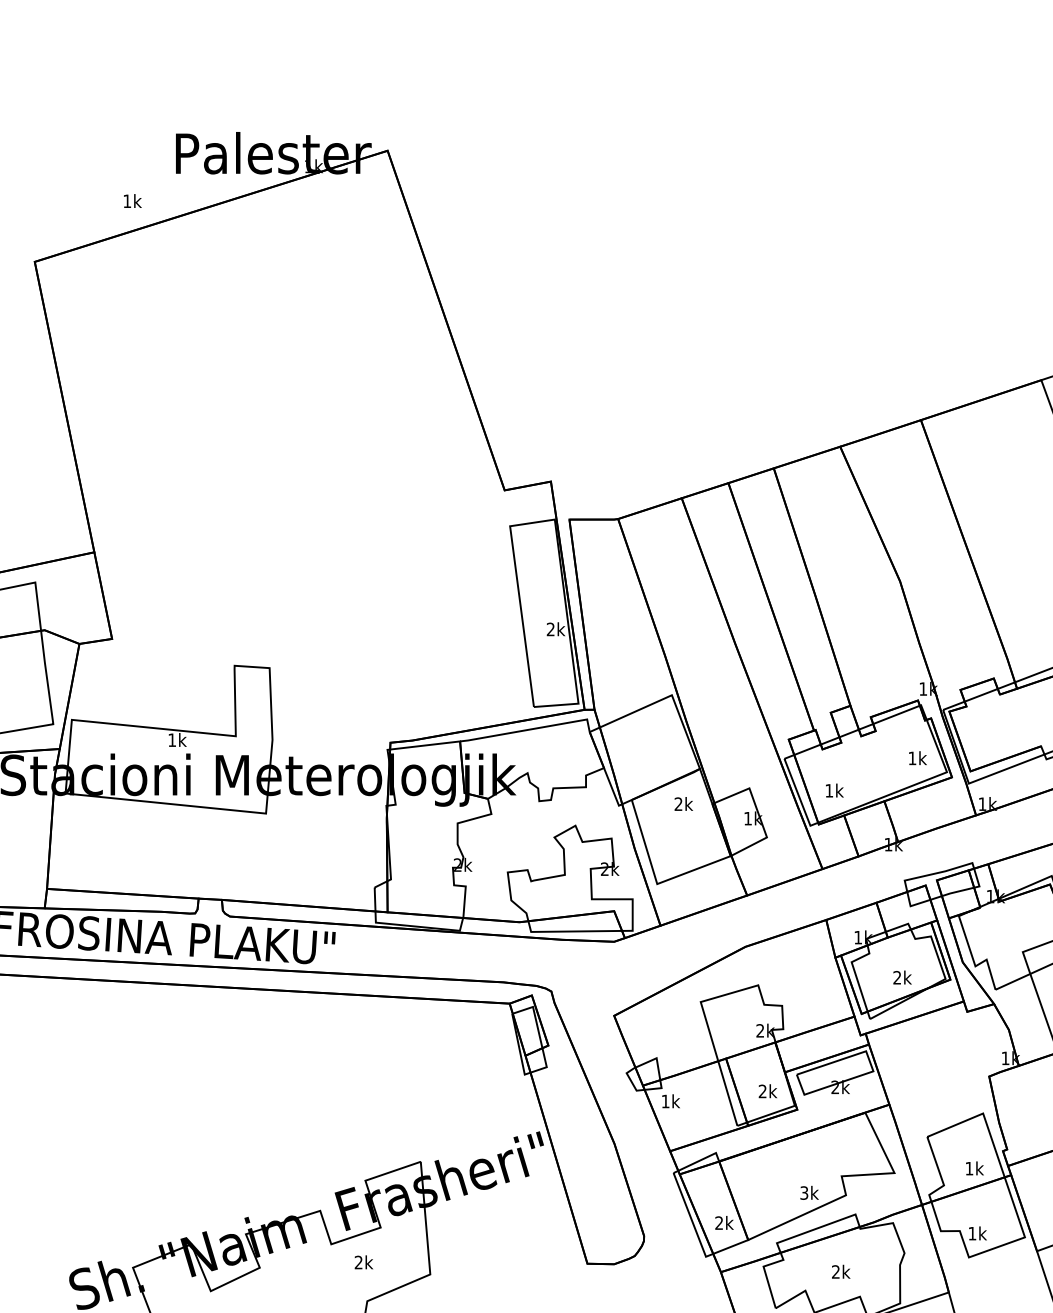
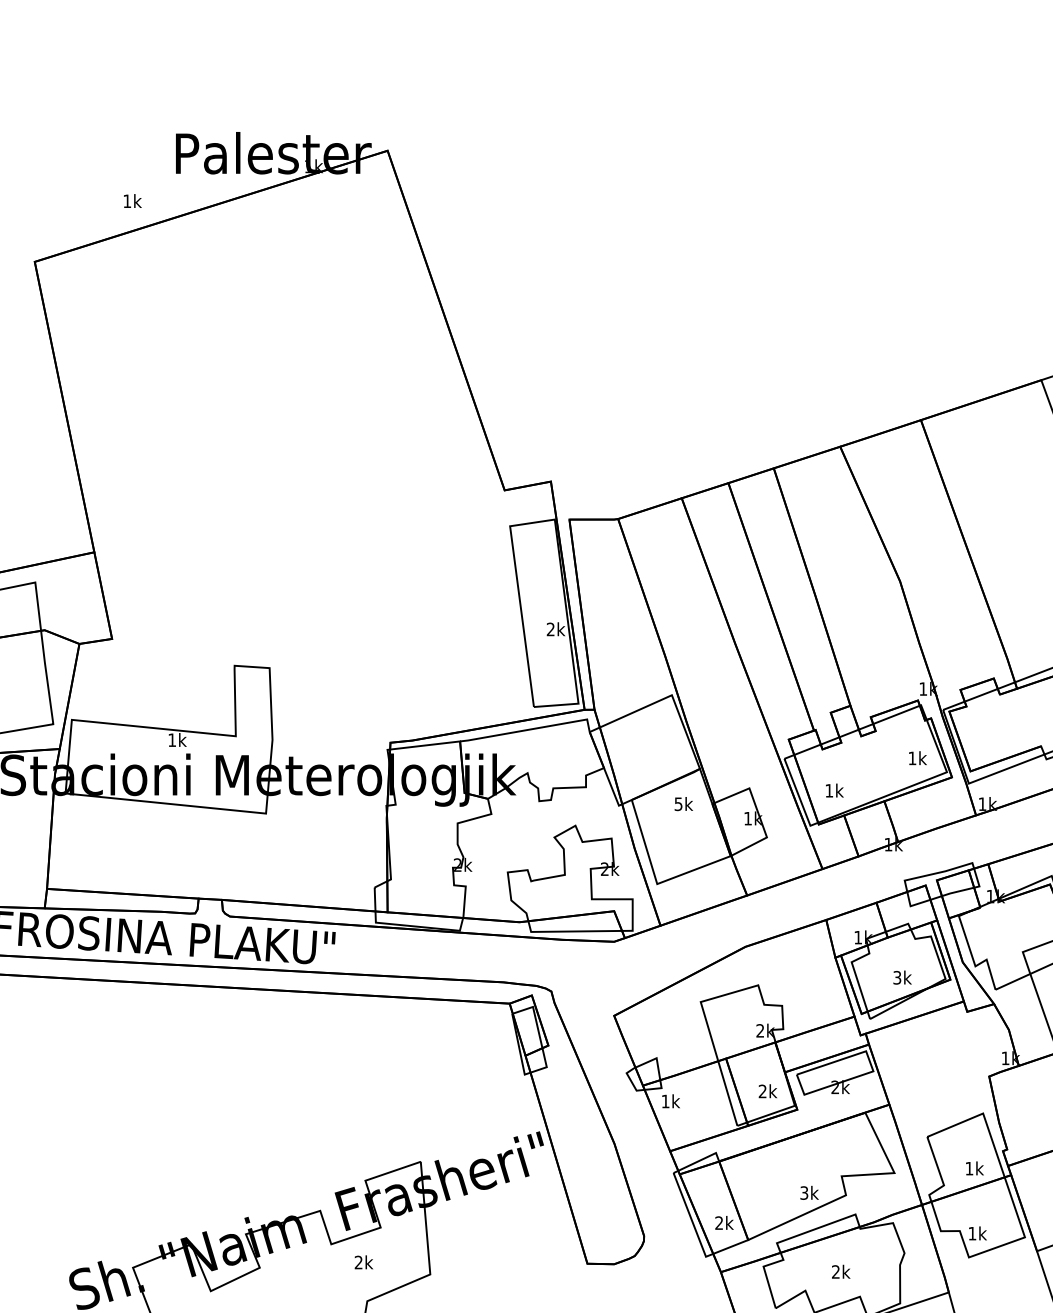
text: 2k -> 5k (678, 804)
text: 2k -> 3k (897, 977)
